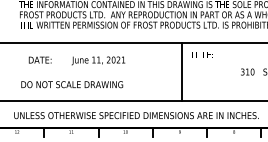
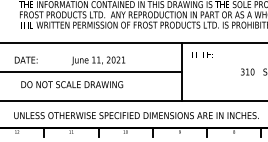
text position: (39, 59) -> (25, 59) (25, 59)
line: none -> present (91, 71)
